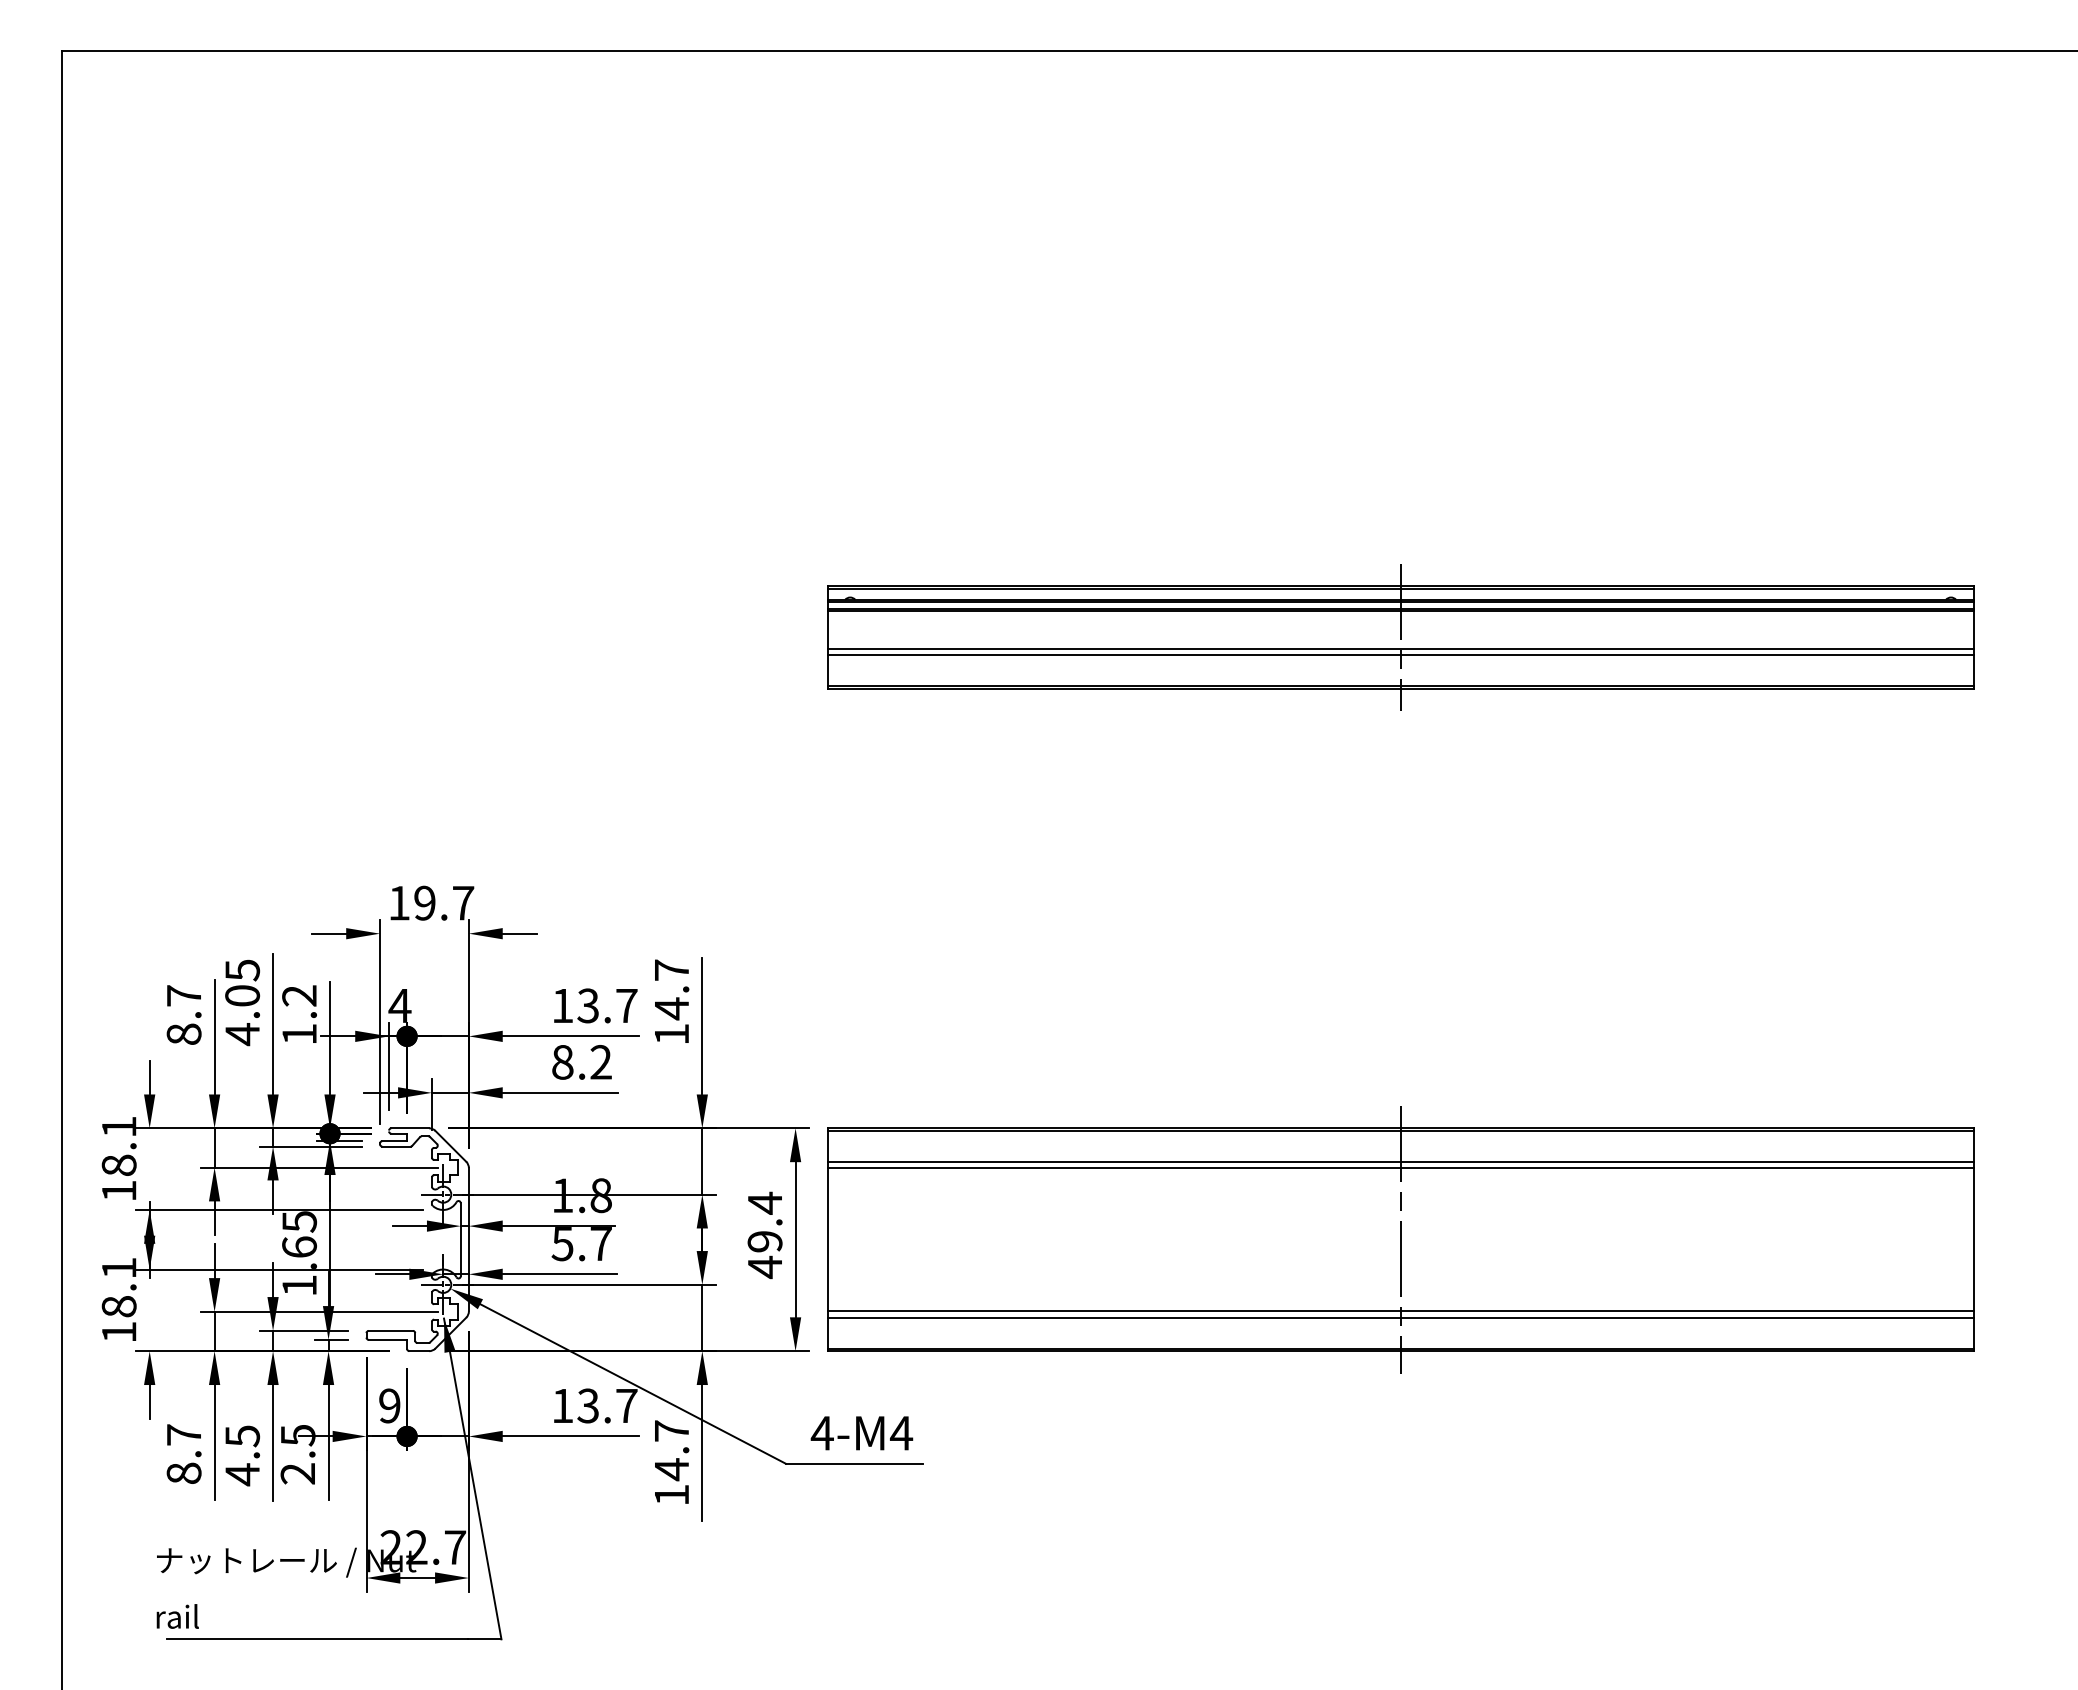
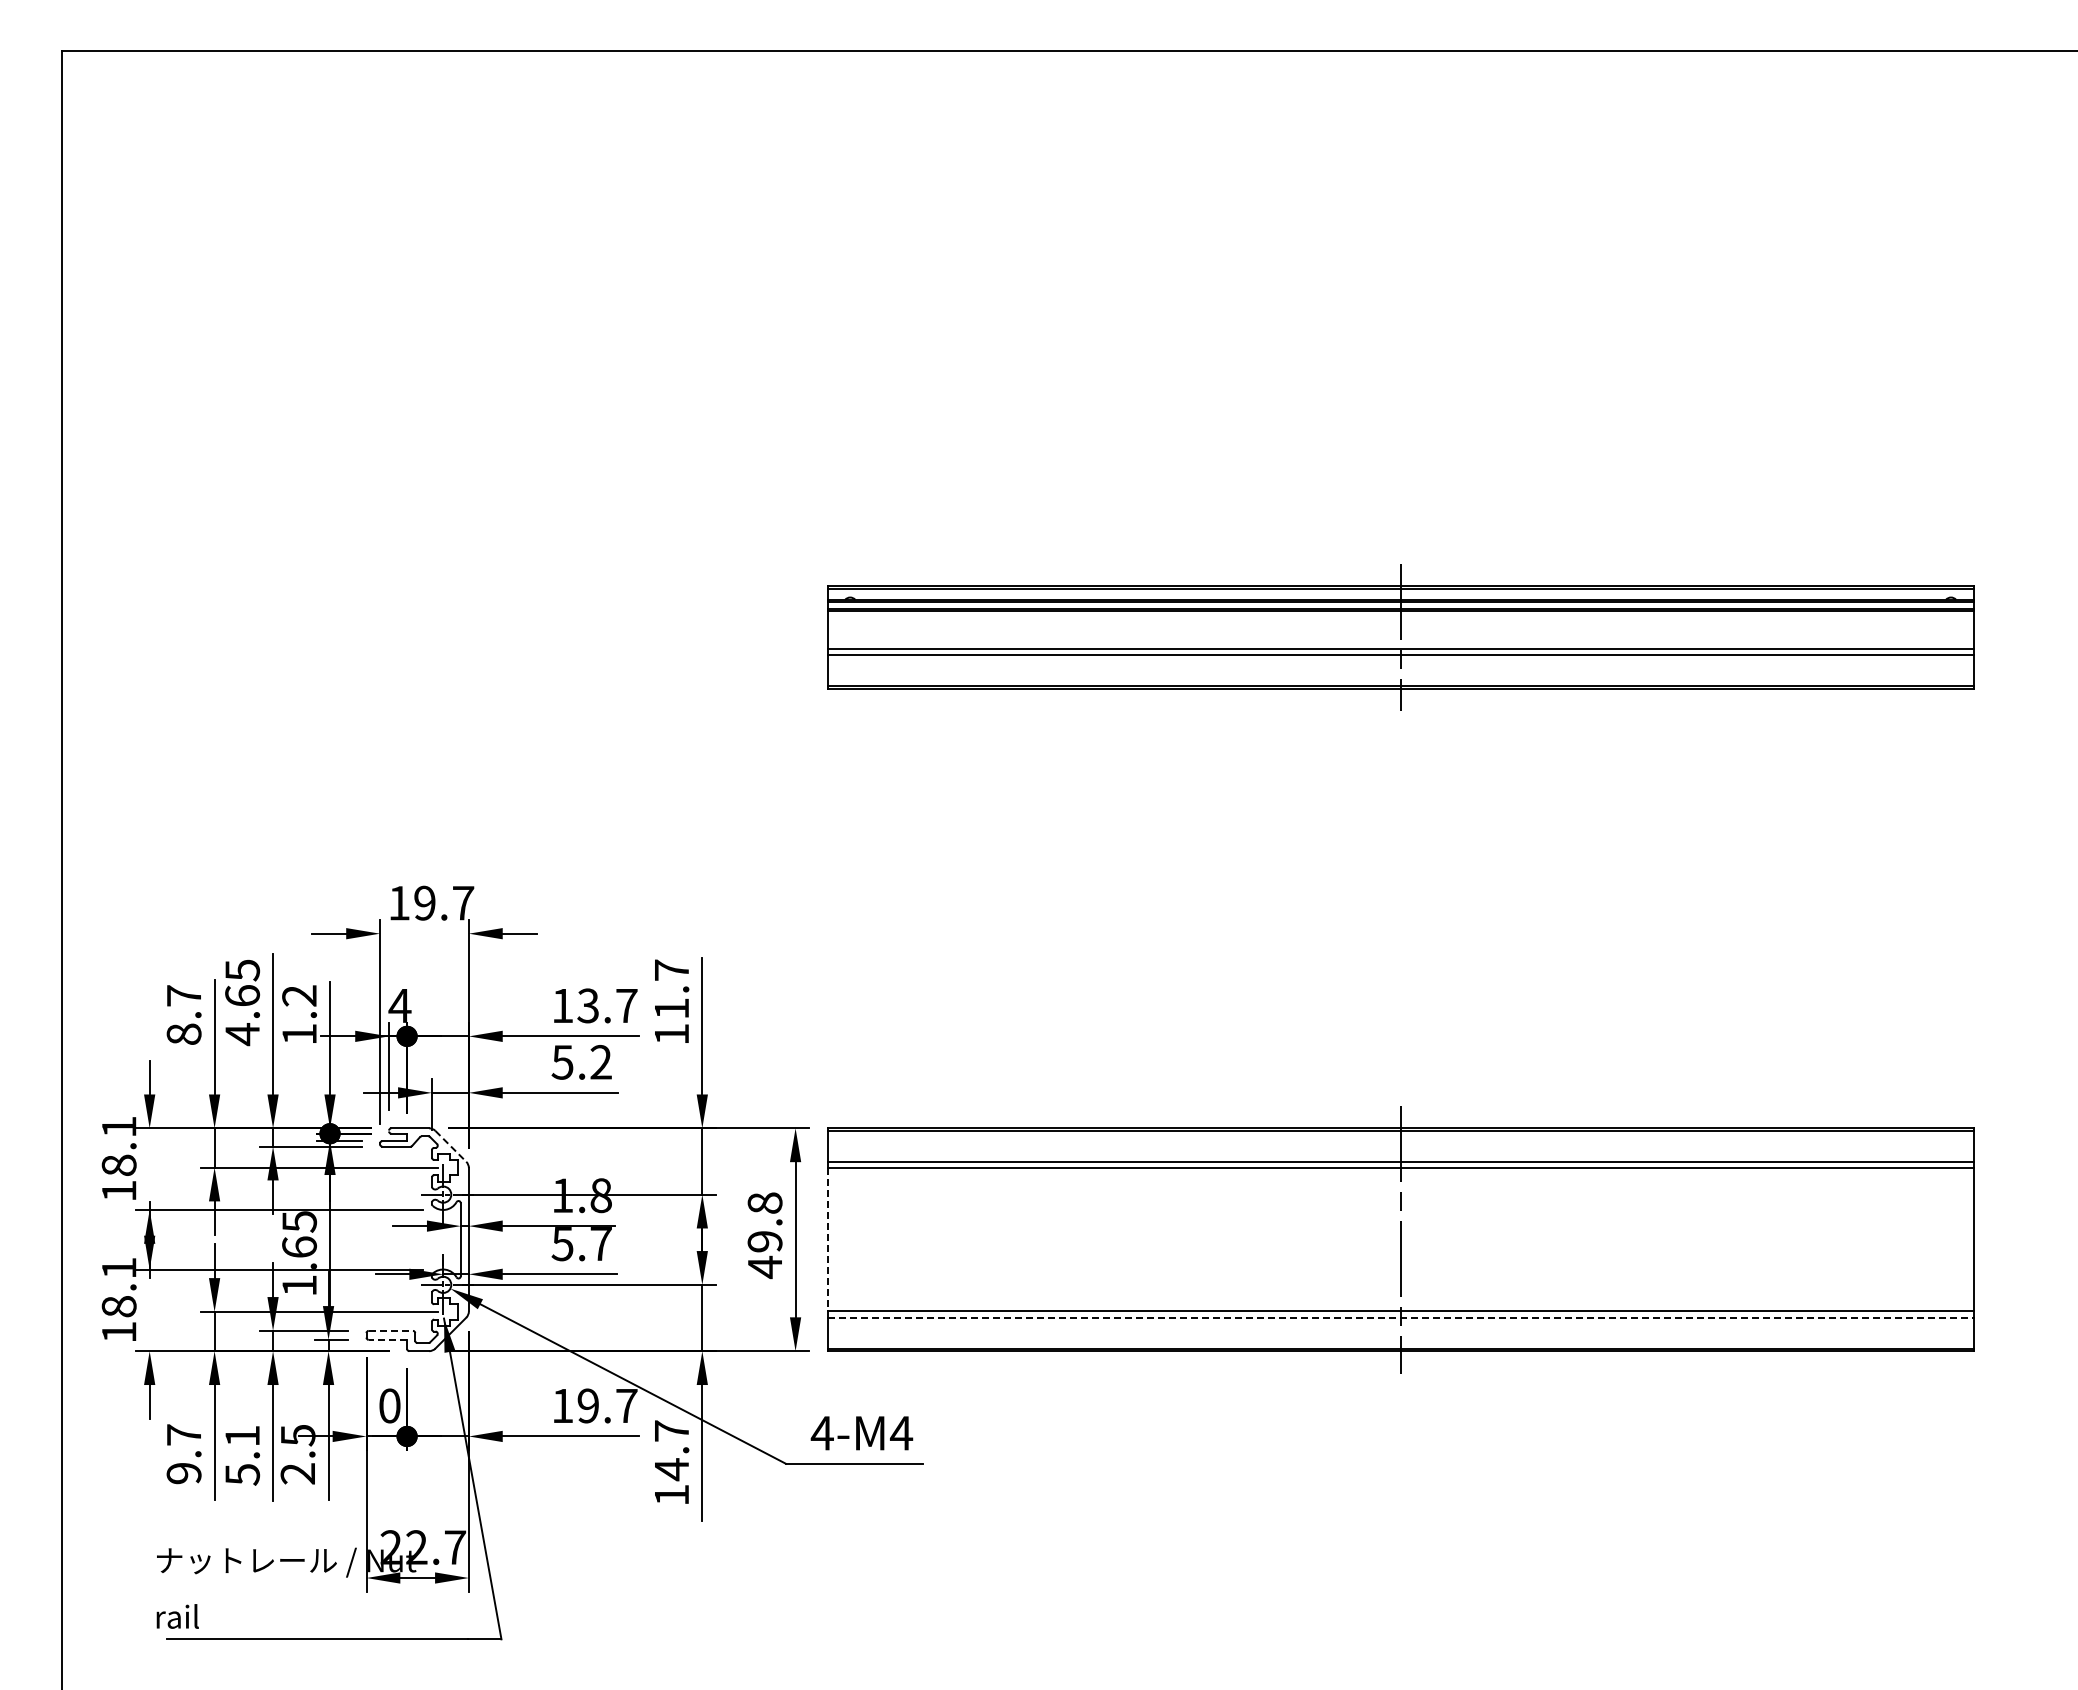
text: 4.05 -> 4.65 (242, 995)
text: 14.7 -> 11.7 (671, 1008)
text: 8.2 -> 5.2 (562, 1062)
line: solid -> dashed (450, 1146)
text: 49.4 -> 49.8 (764, 1202)
line: solid -> dashed (827, 1239)
line: solid -> dashed (1400, 1317)
line: solid -> dashed (391, 1330)
line: solid -> dashed (387, 1339)
text: 9 -> 0 (389, 1405)
text: 13.7 -> 19.7 (587, 1405)
text: 4.5 -> 5.1 (242, 1455)
text: 8.7 -> 9.7 (183, 1473)
